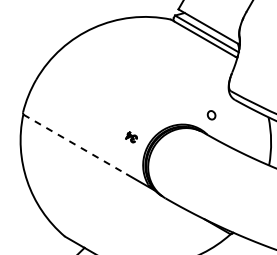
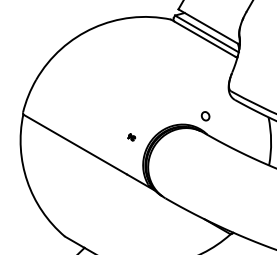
part position: (211, 115) -> (205, 116) (205, 116)
part size: 13x13 px -> 10x9 px (131, 137)
line: dashed -> solid (75, 144)
